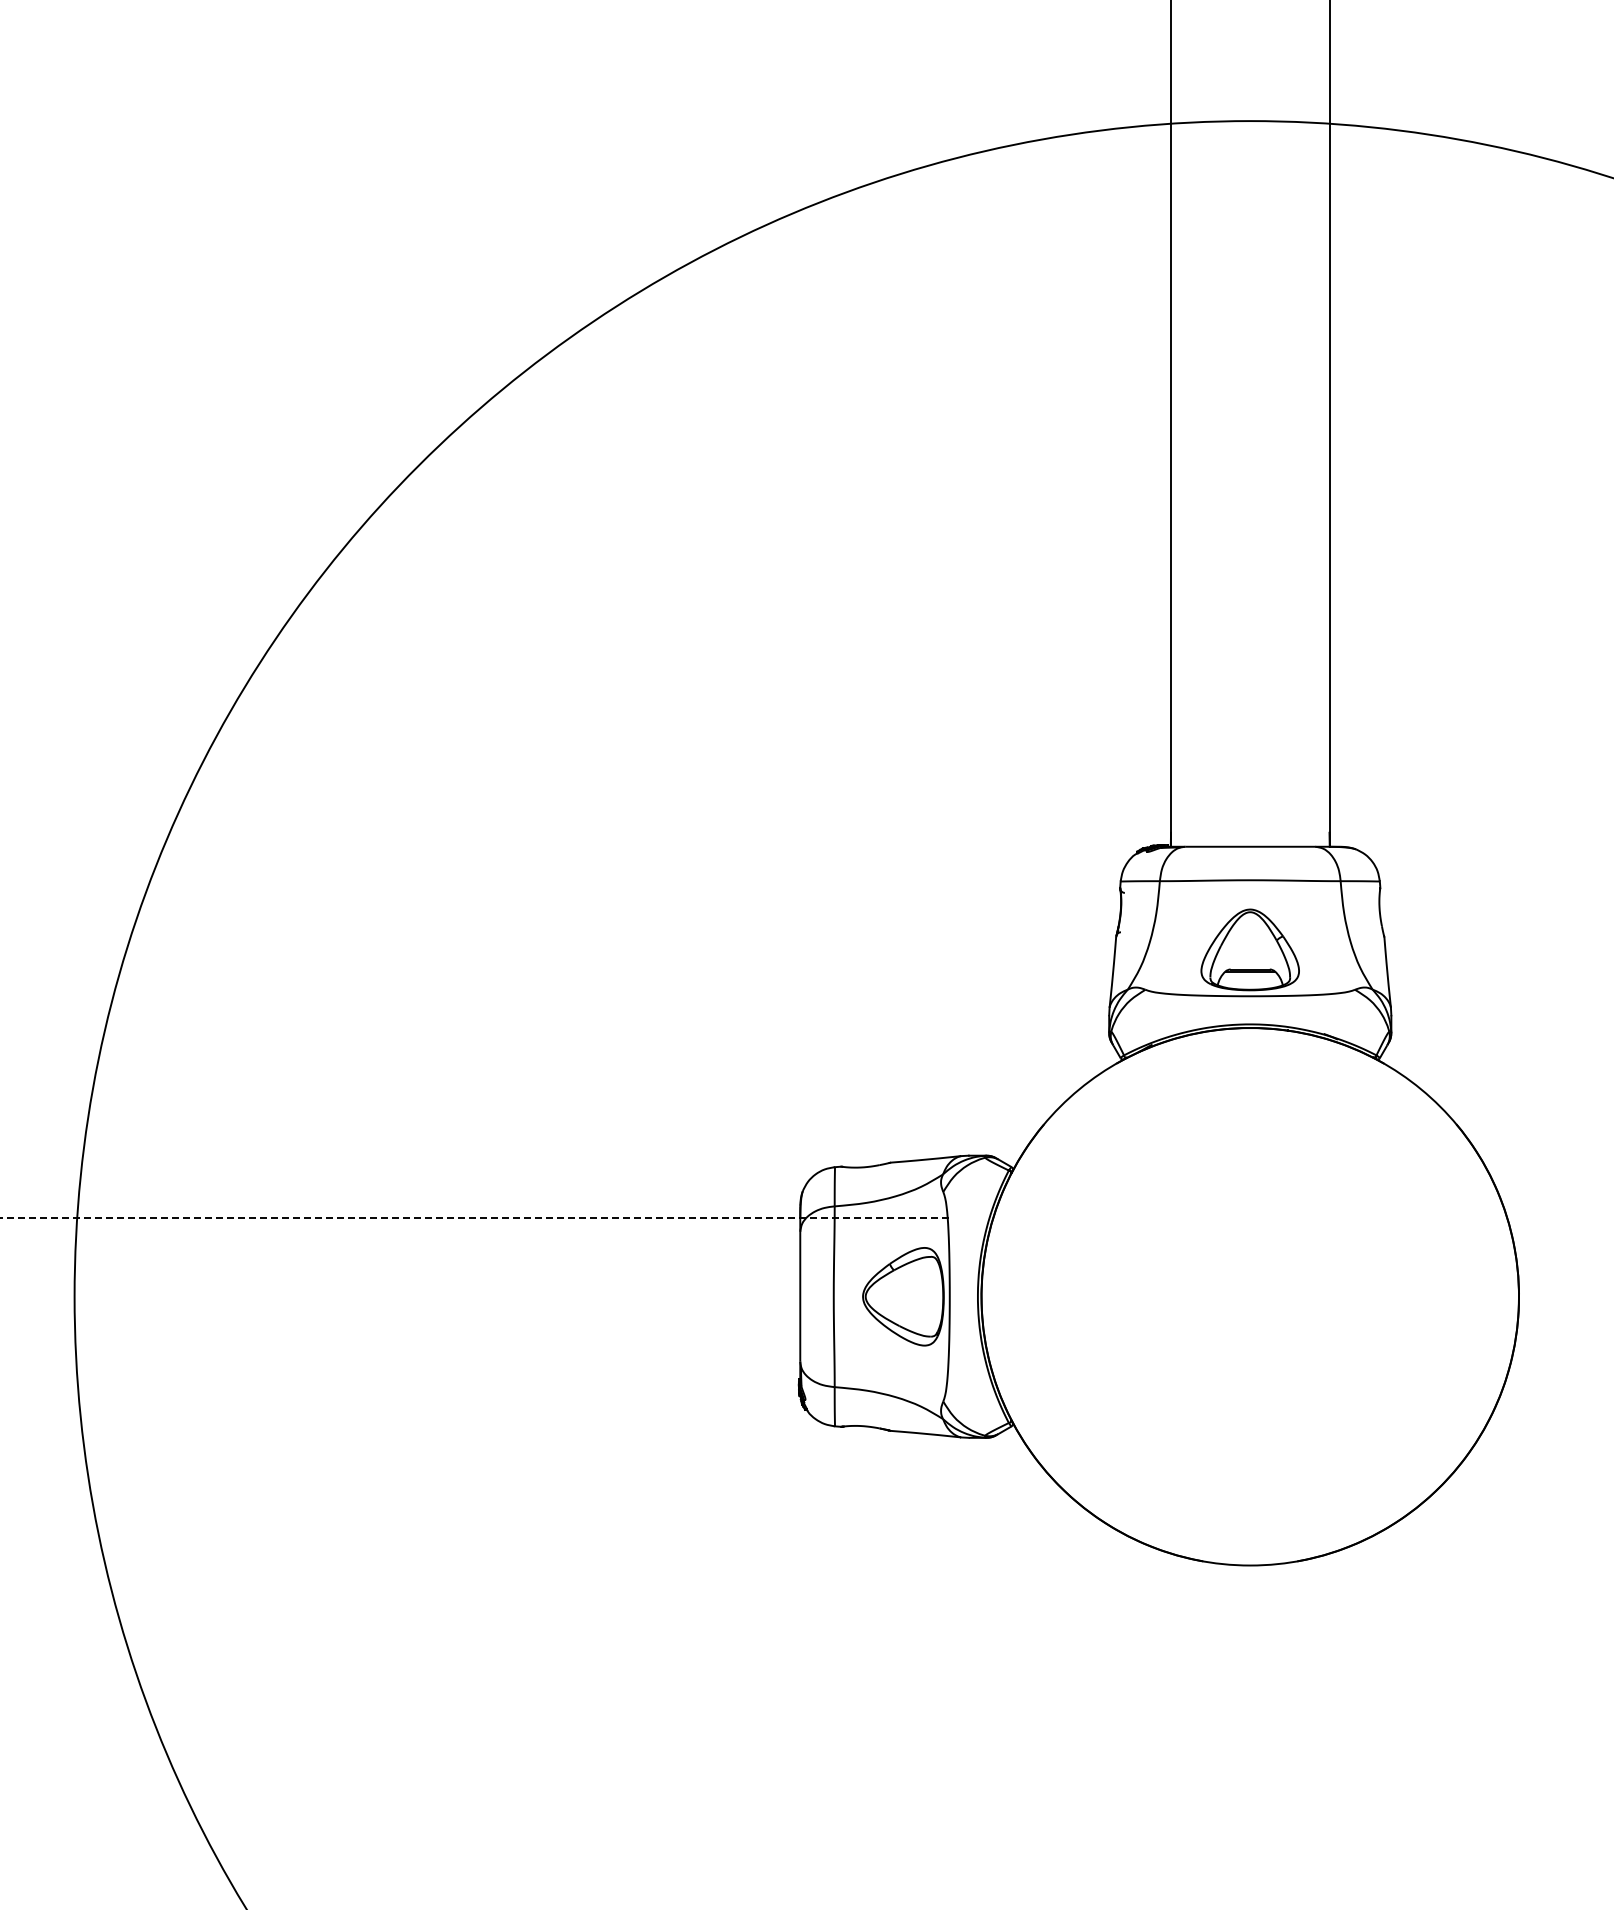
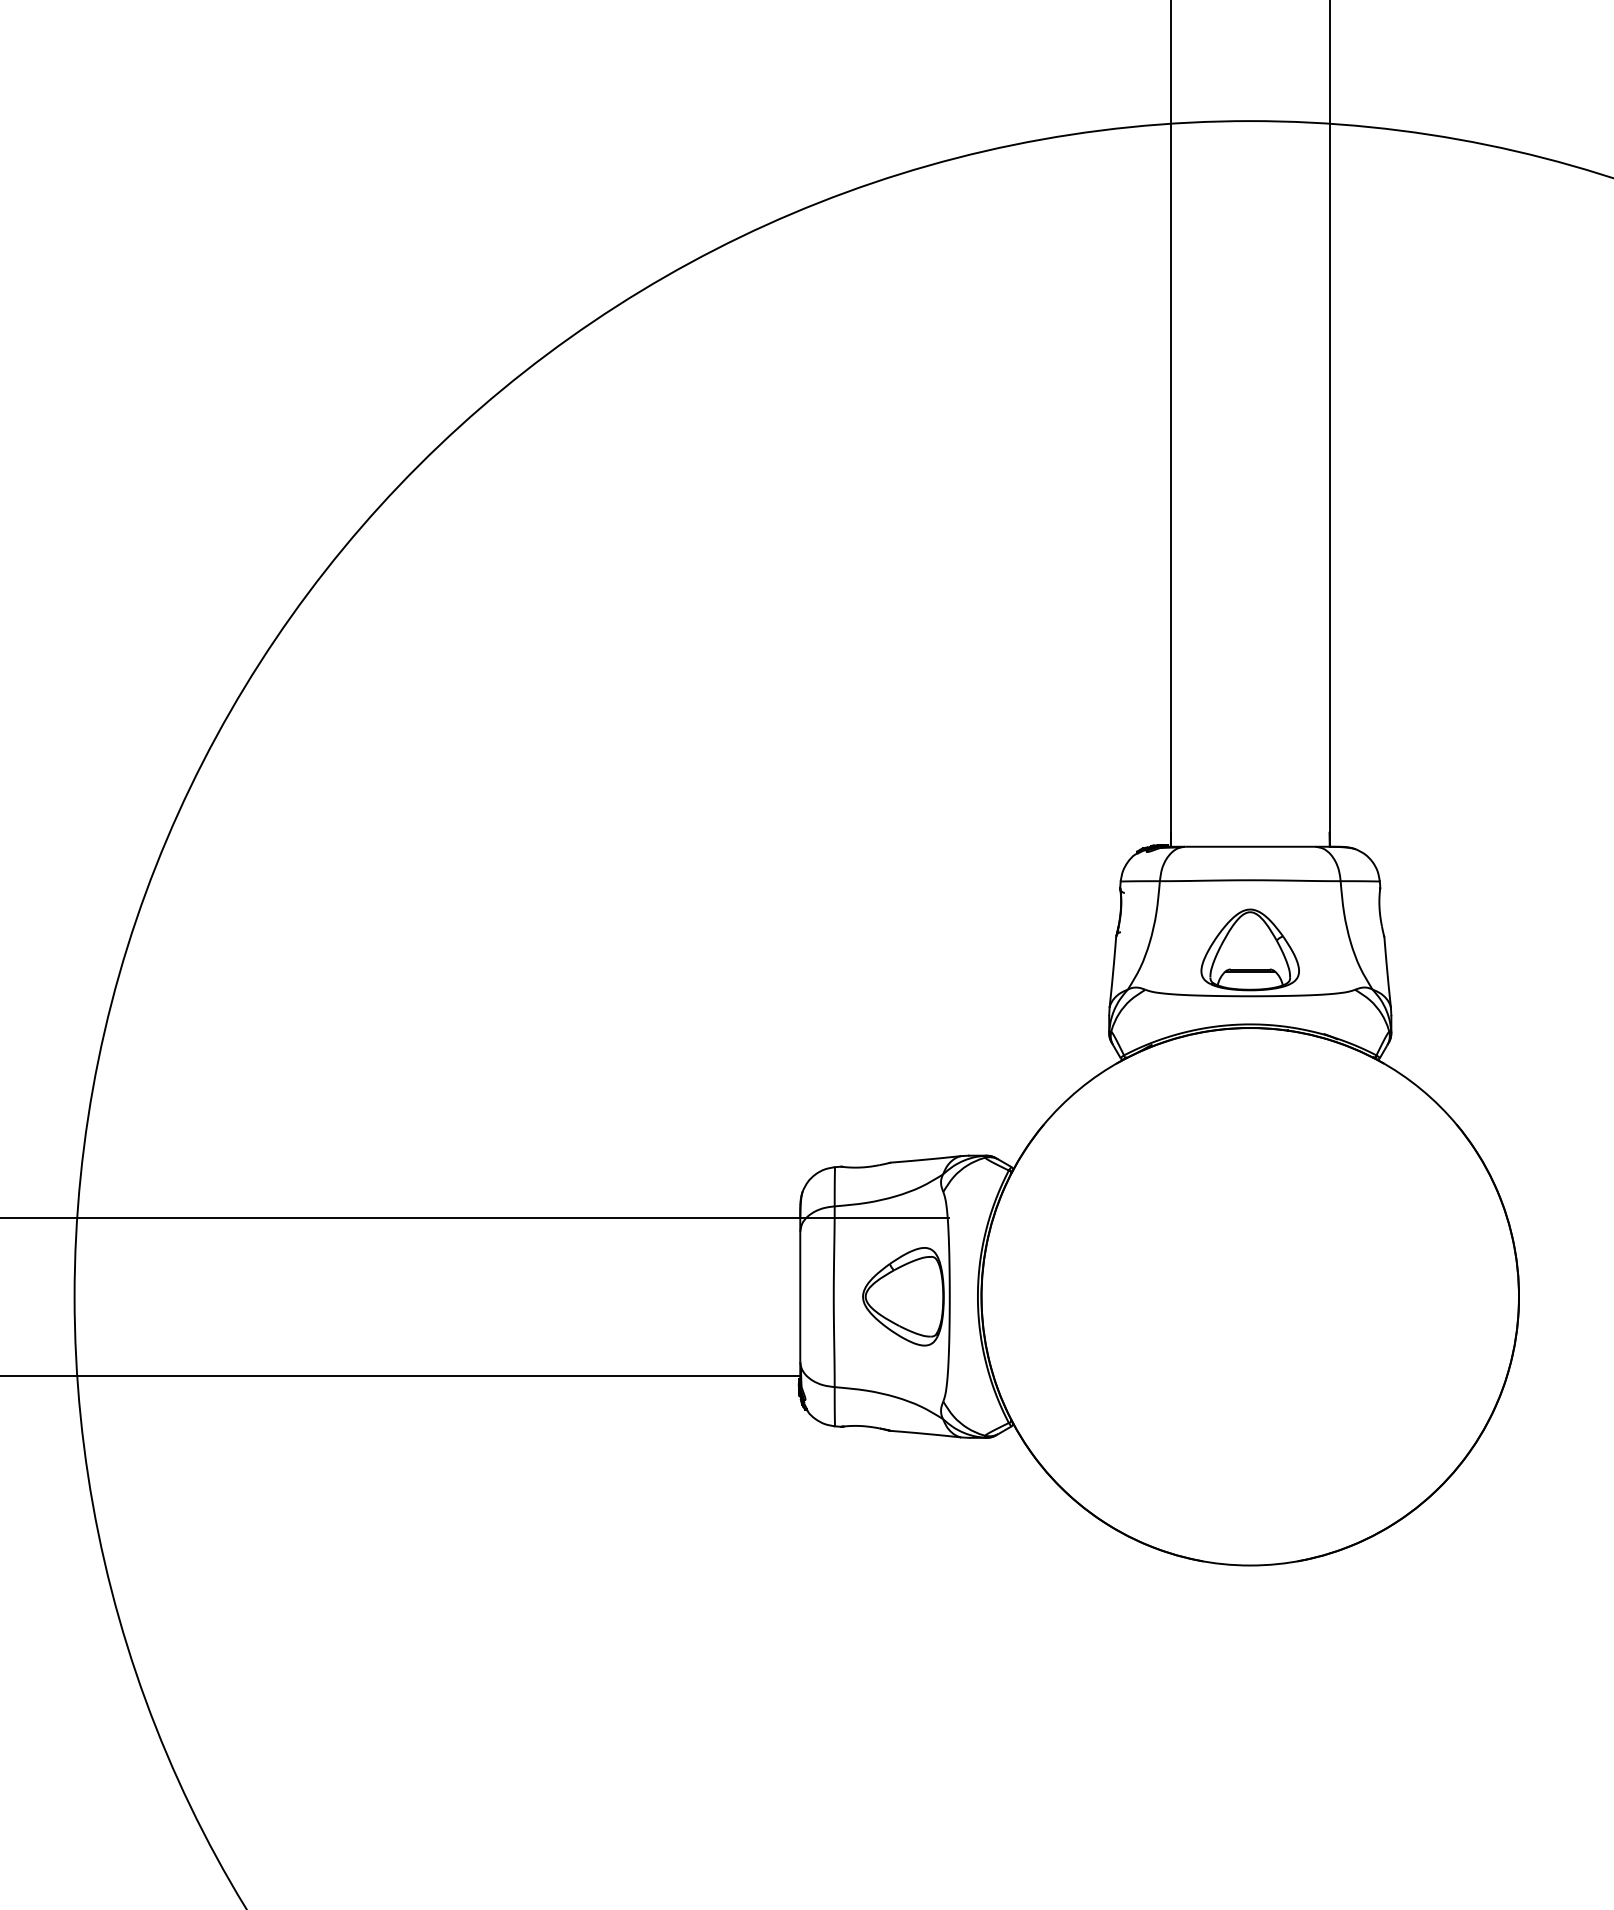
line: dashed -> solid (474, 1217)
line: none -> present (401, 1376)
